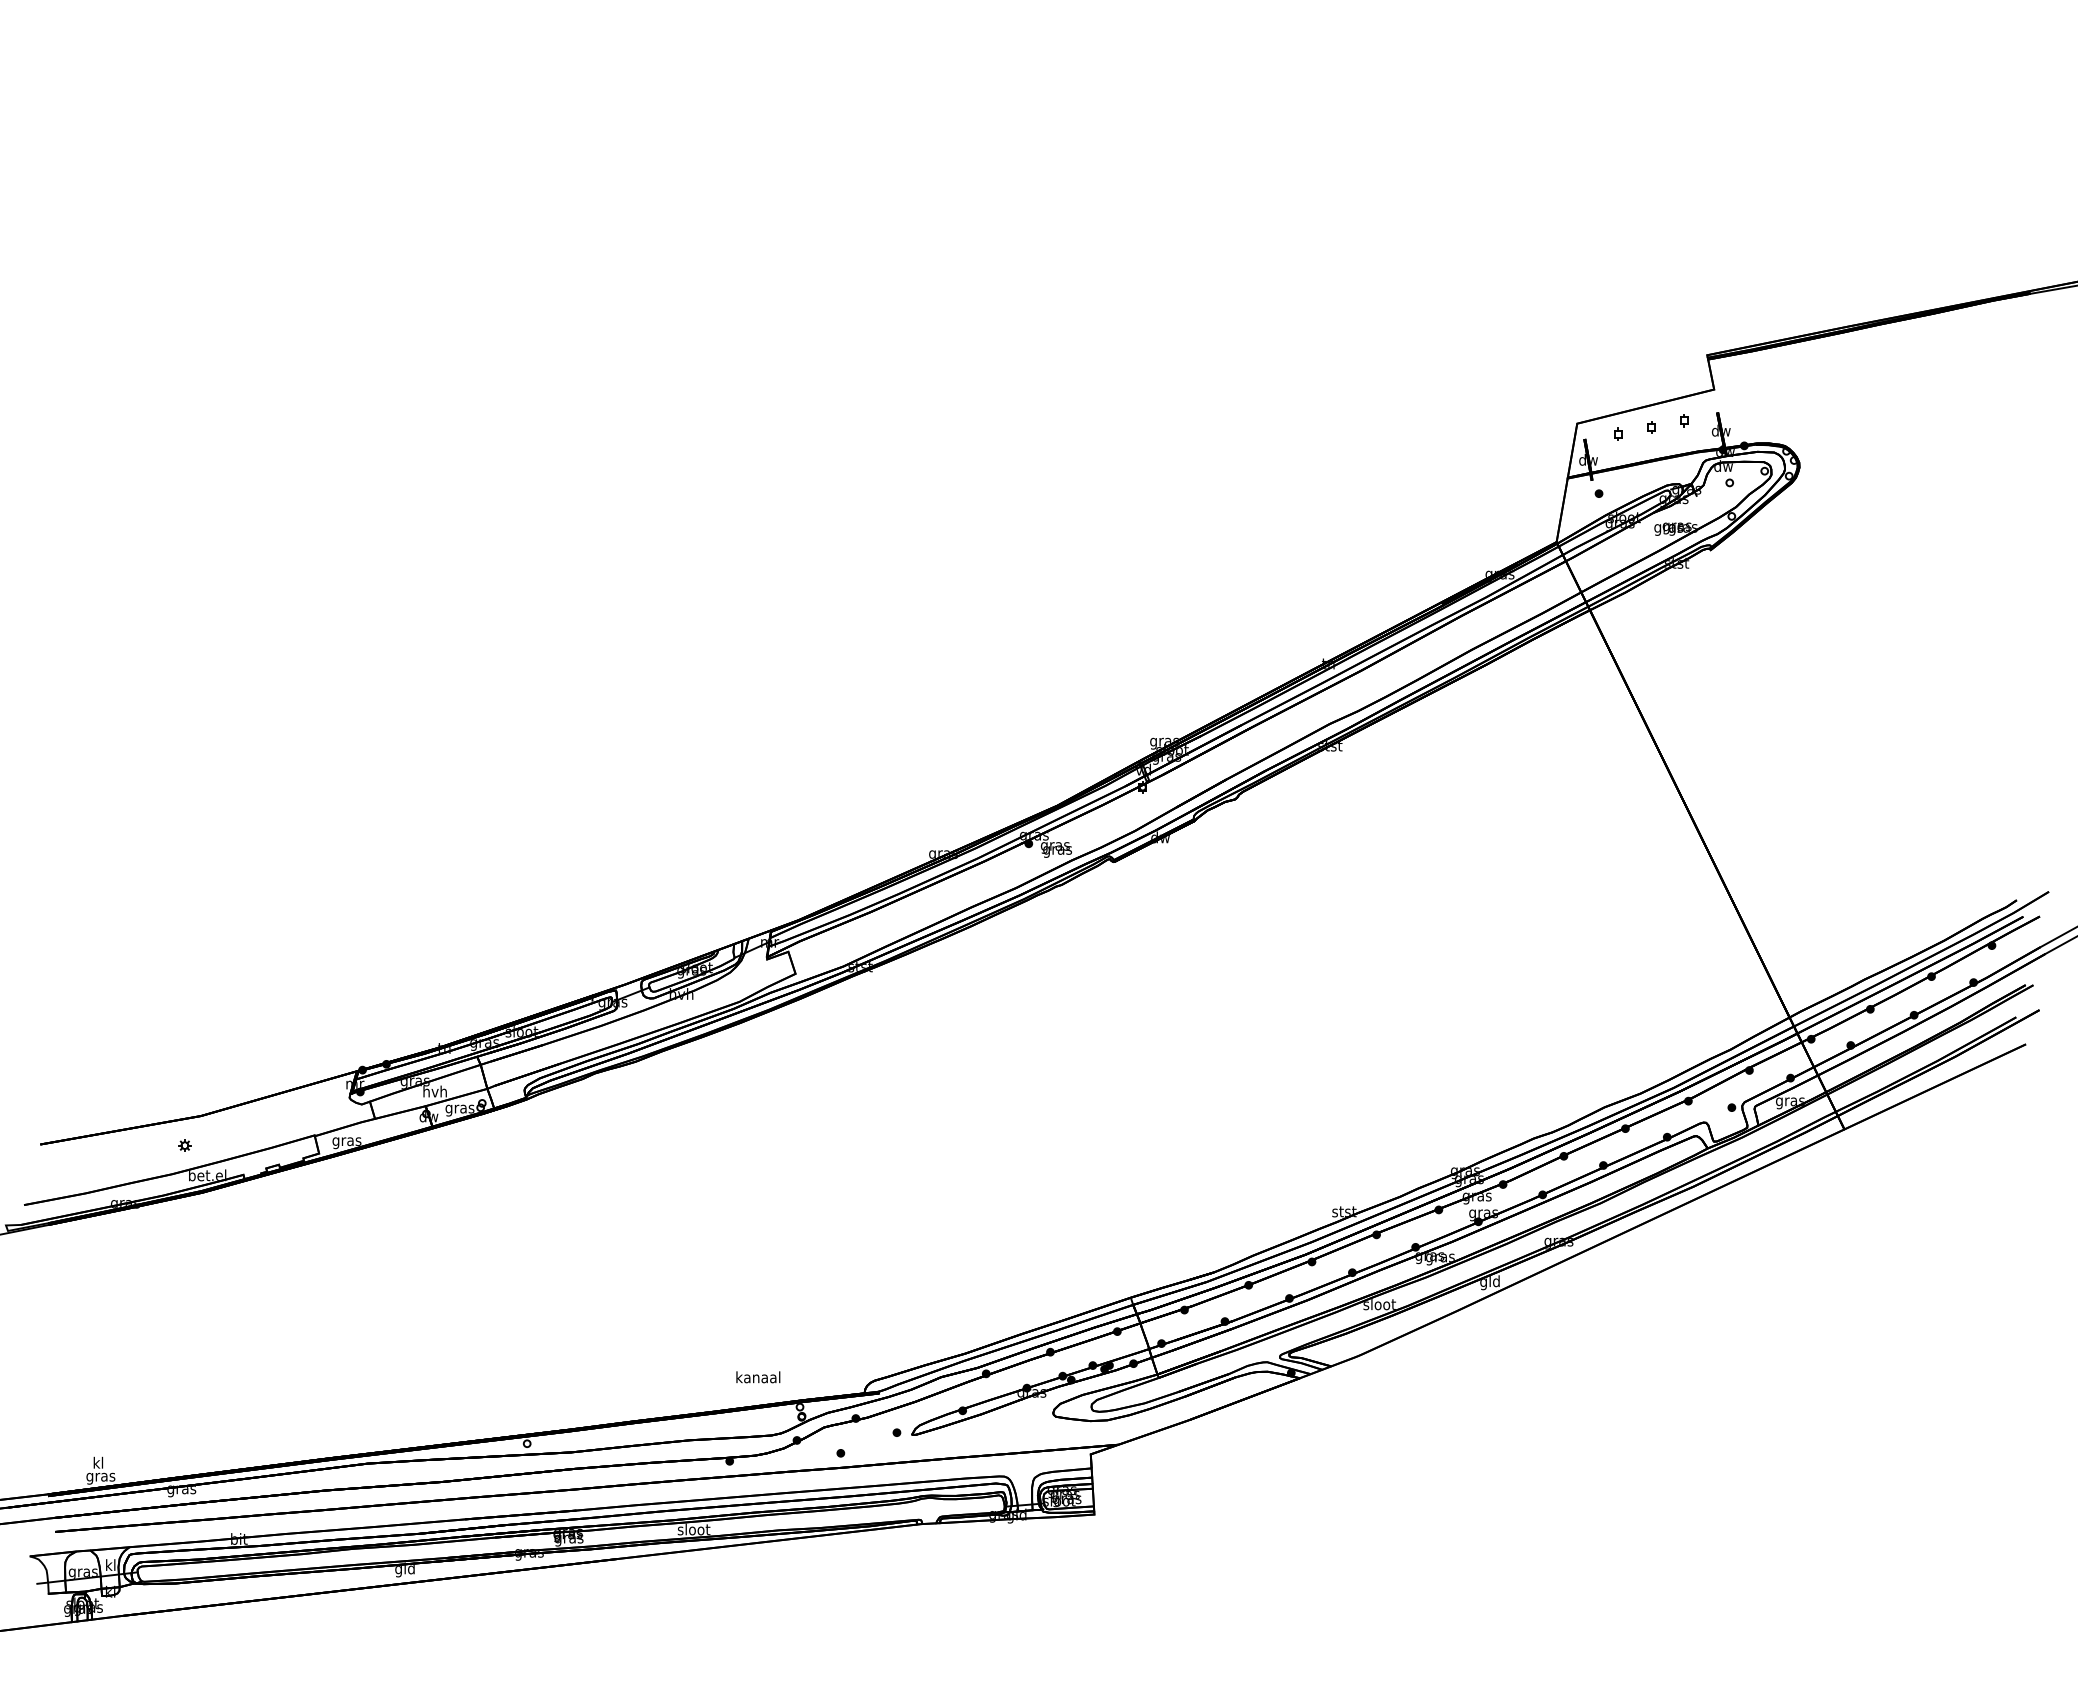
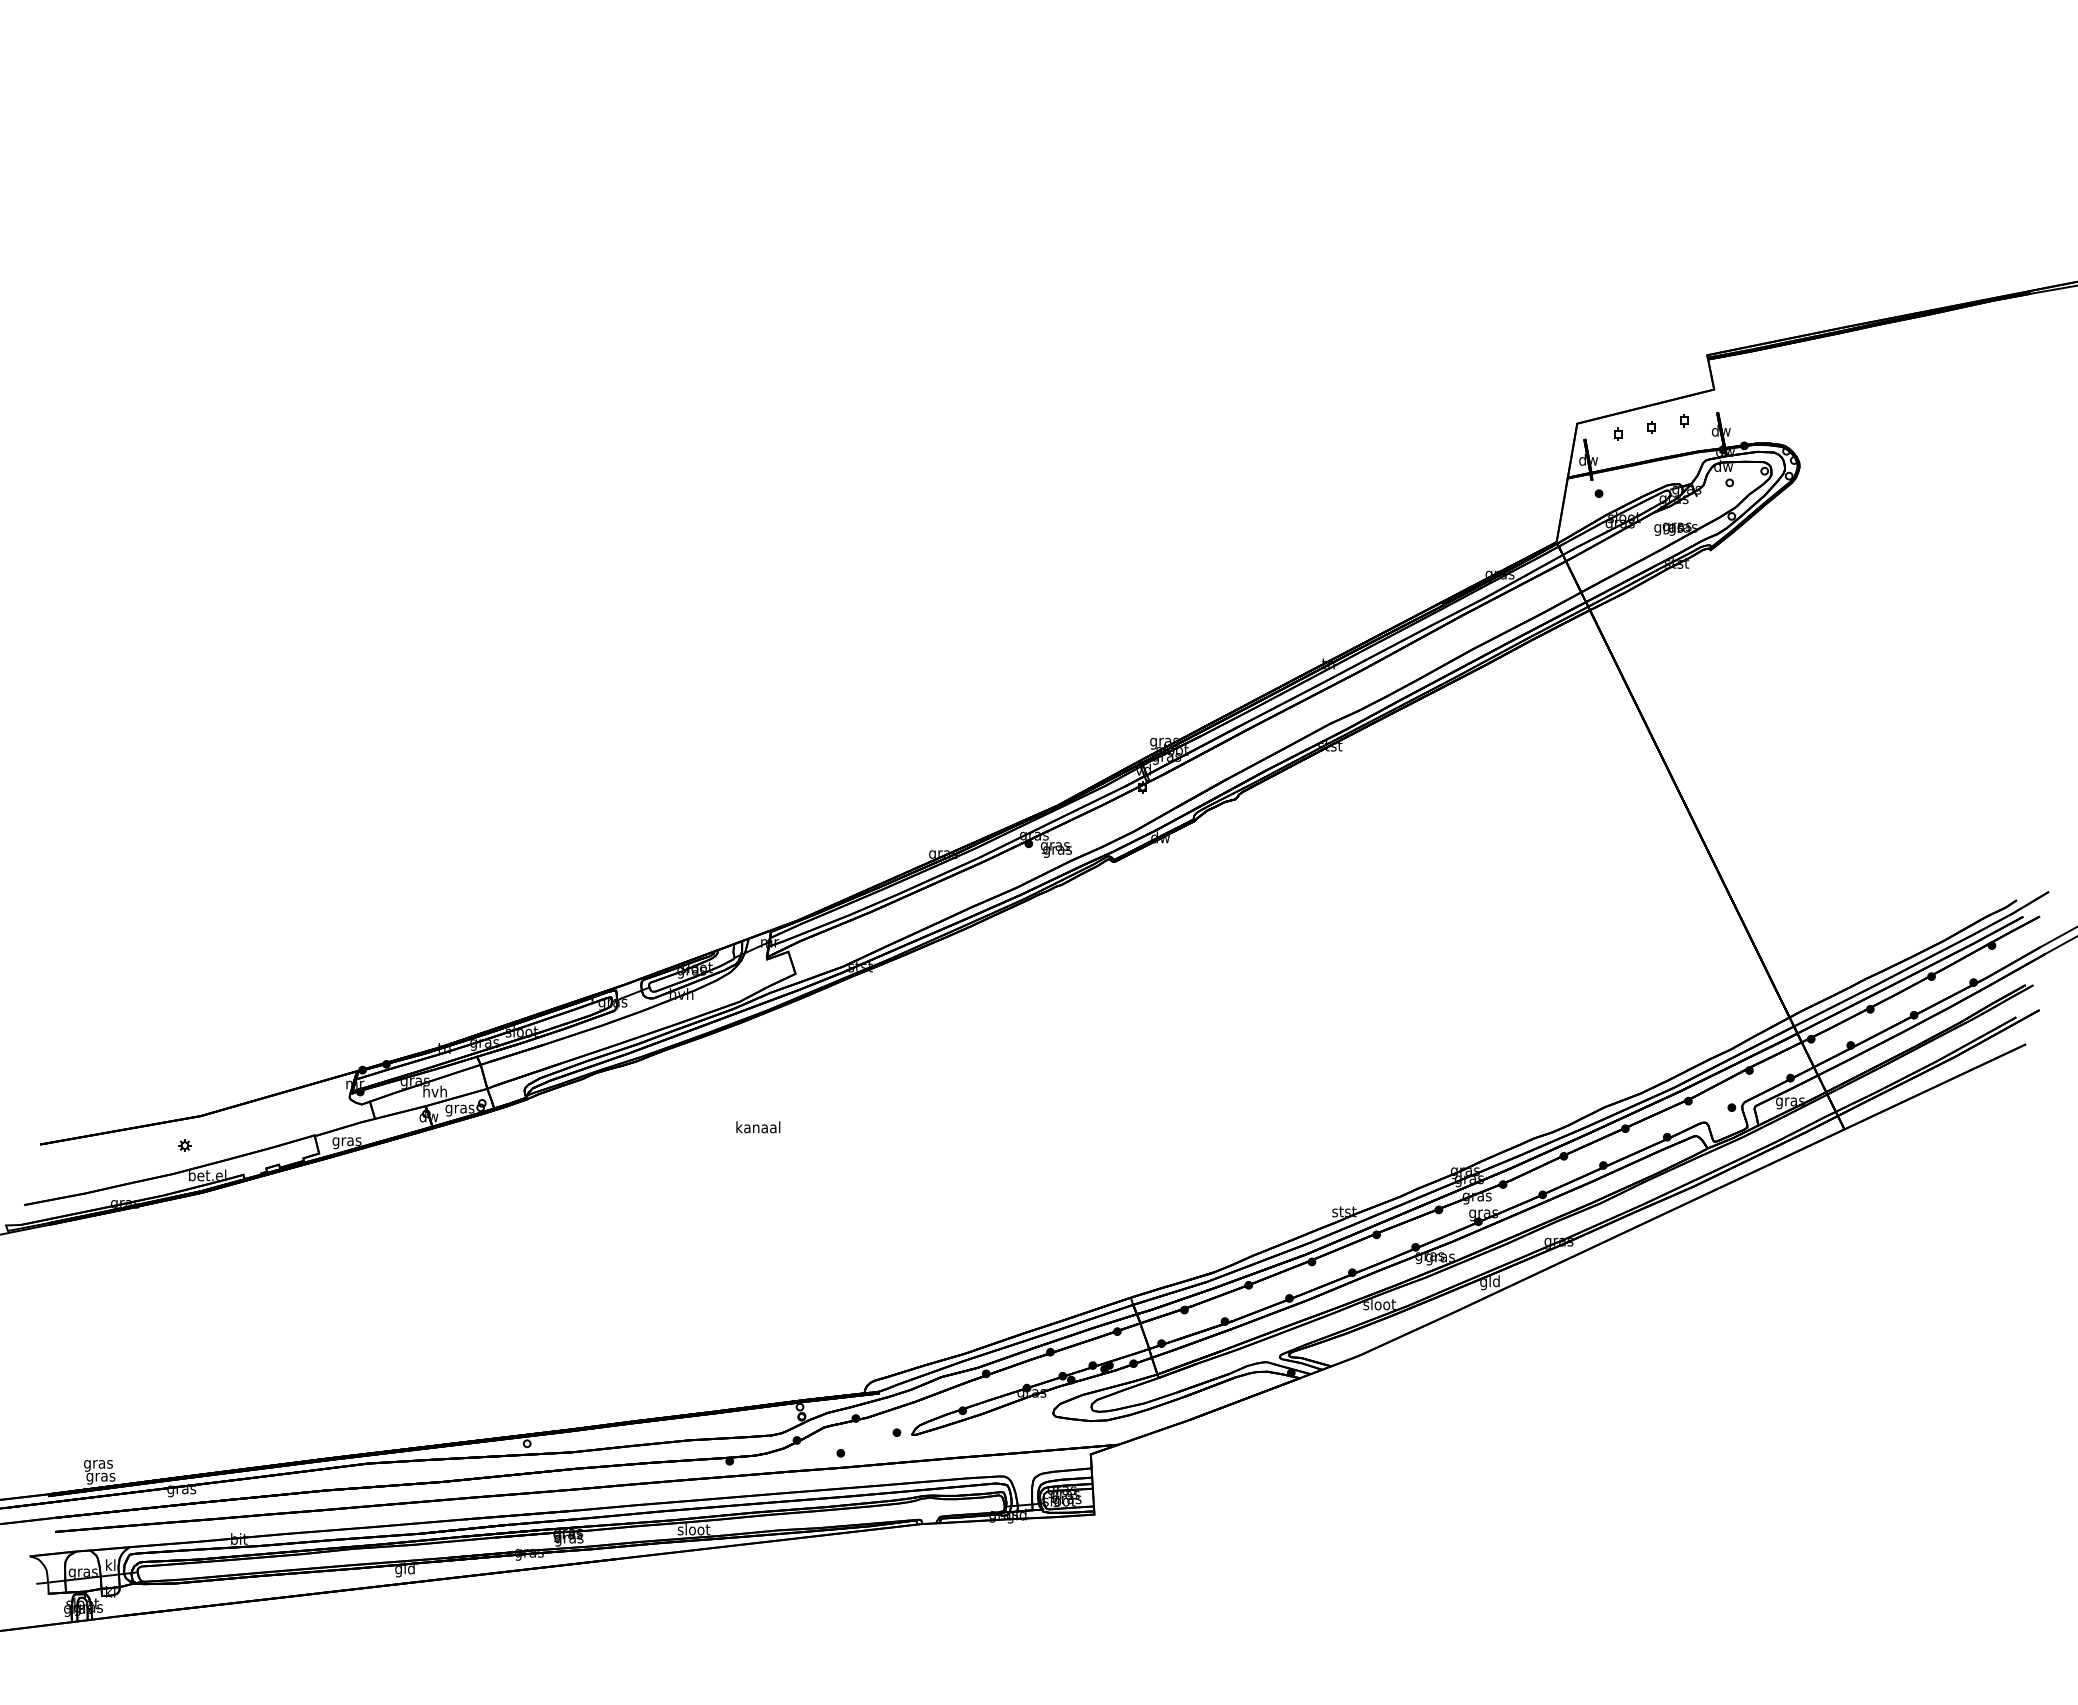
text position: (758, 1377) -> (758, 1127) (758, 1127)
text: kl -> gras (98, 1463)
